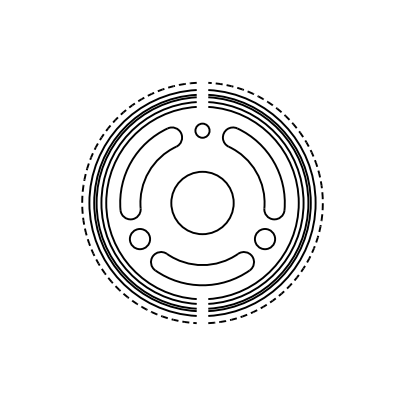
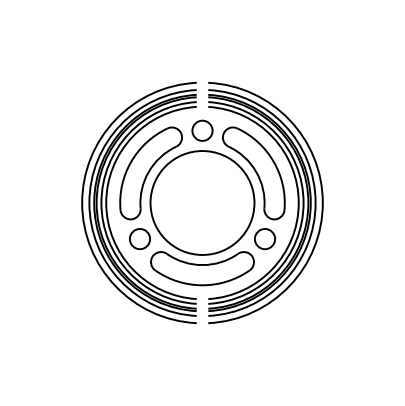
circle size: 17x17 px -> 23x23 px (202, 130)
arc: dashed -> solid (82, 202)
circle diameter: 62 px -> 104 px (202, 202)
arc: dashed -> solid (322, 203)
